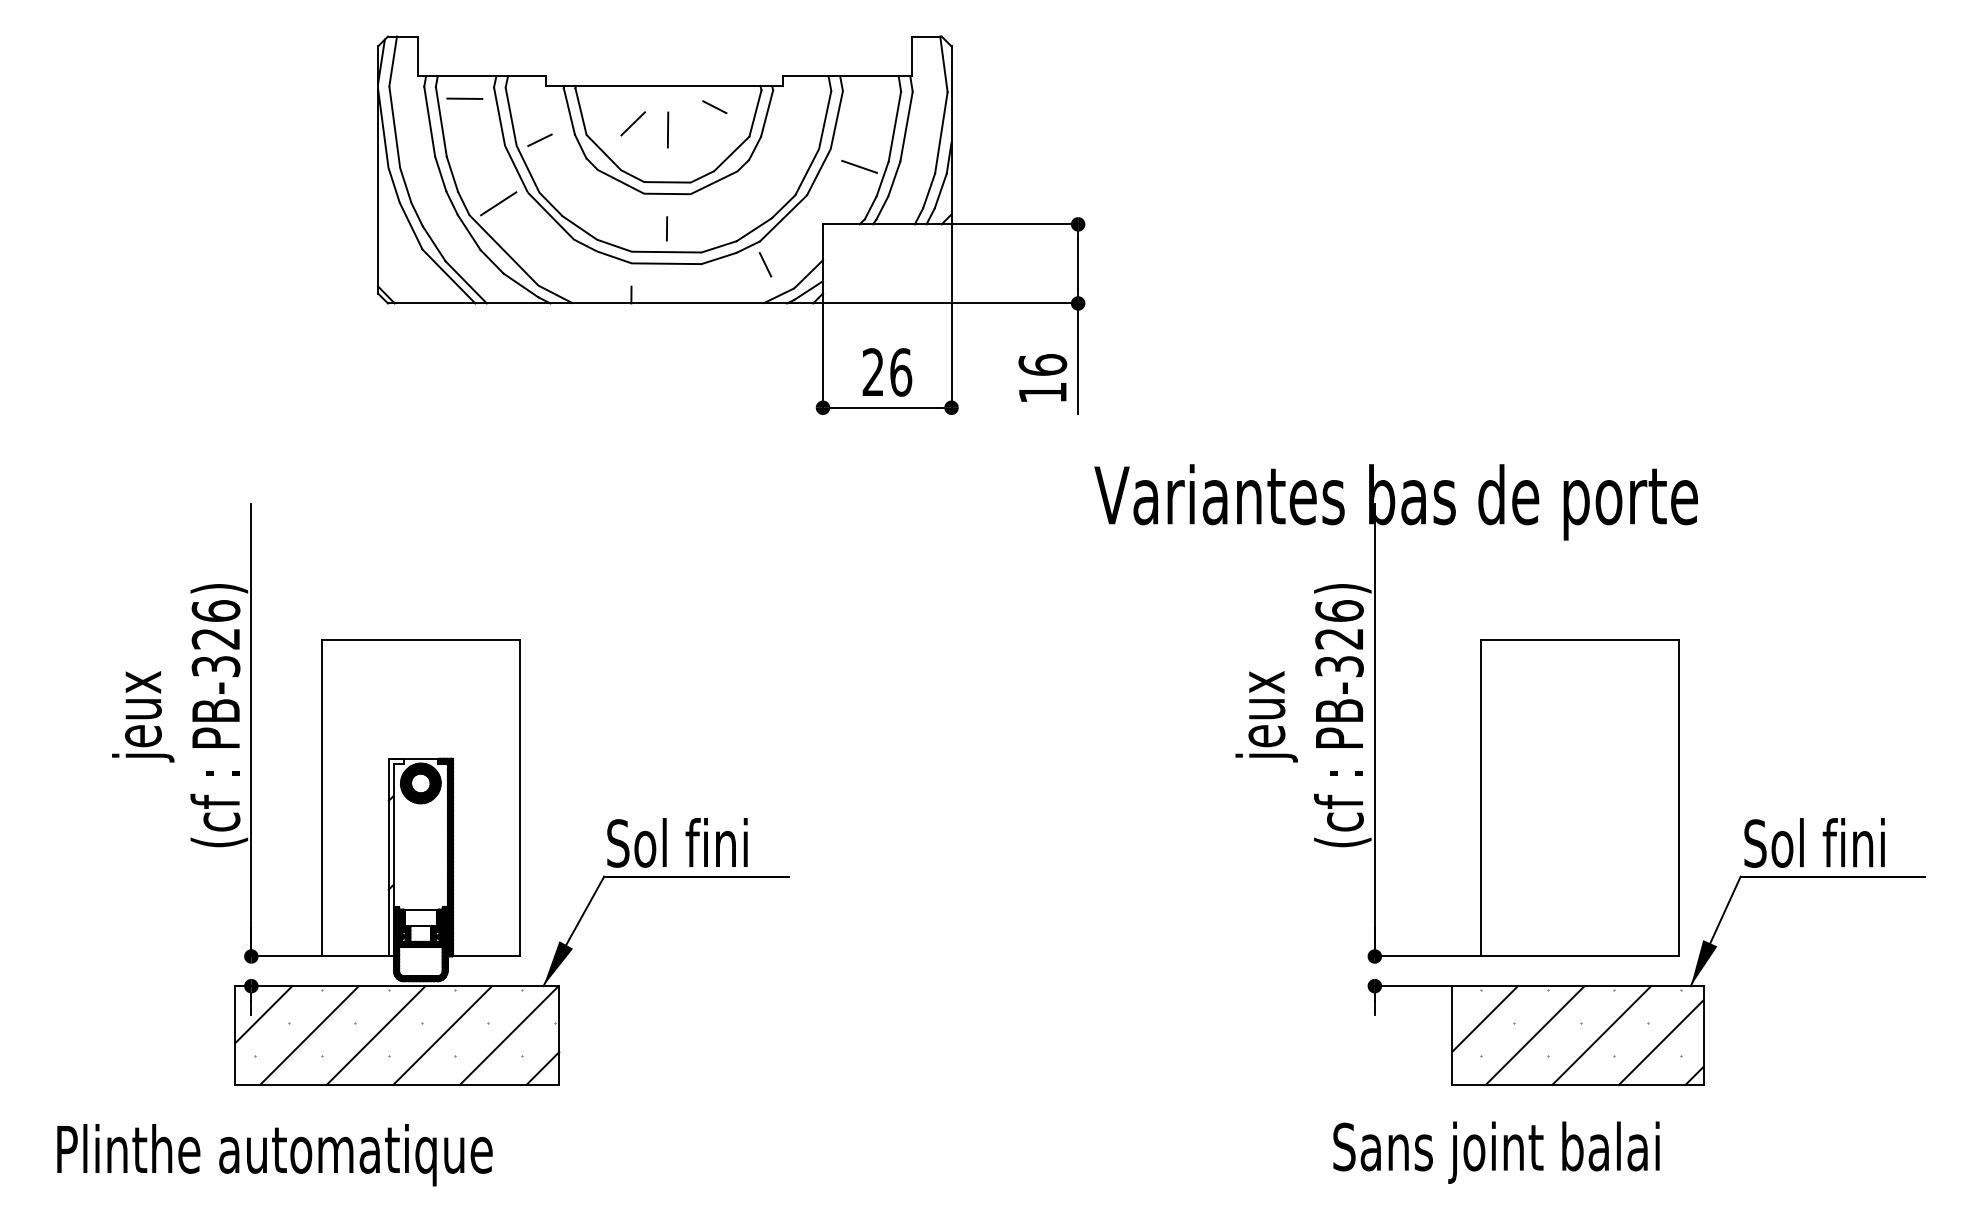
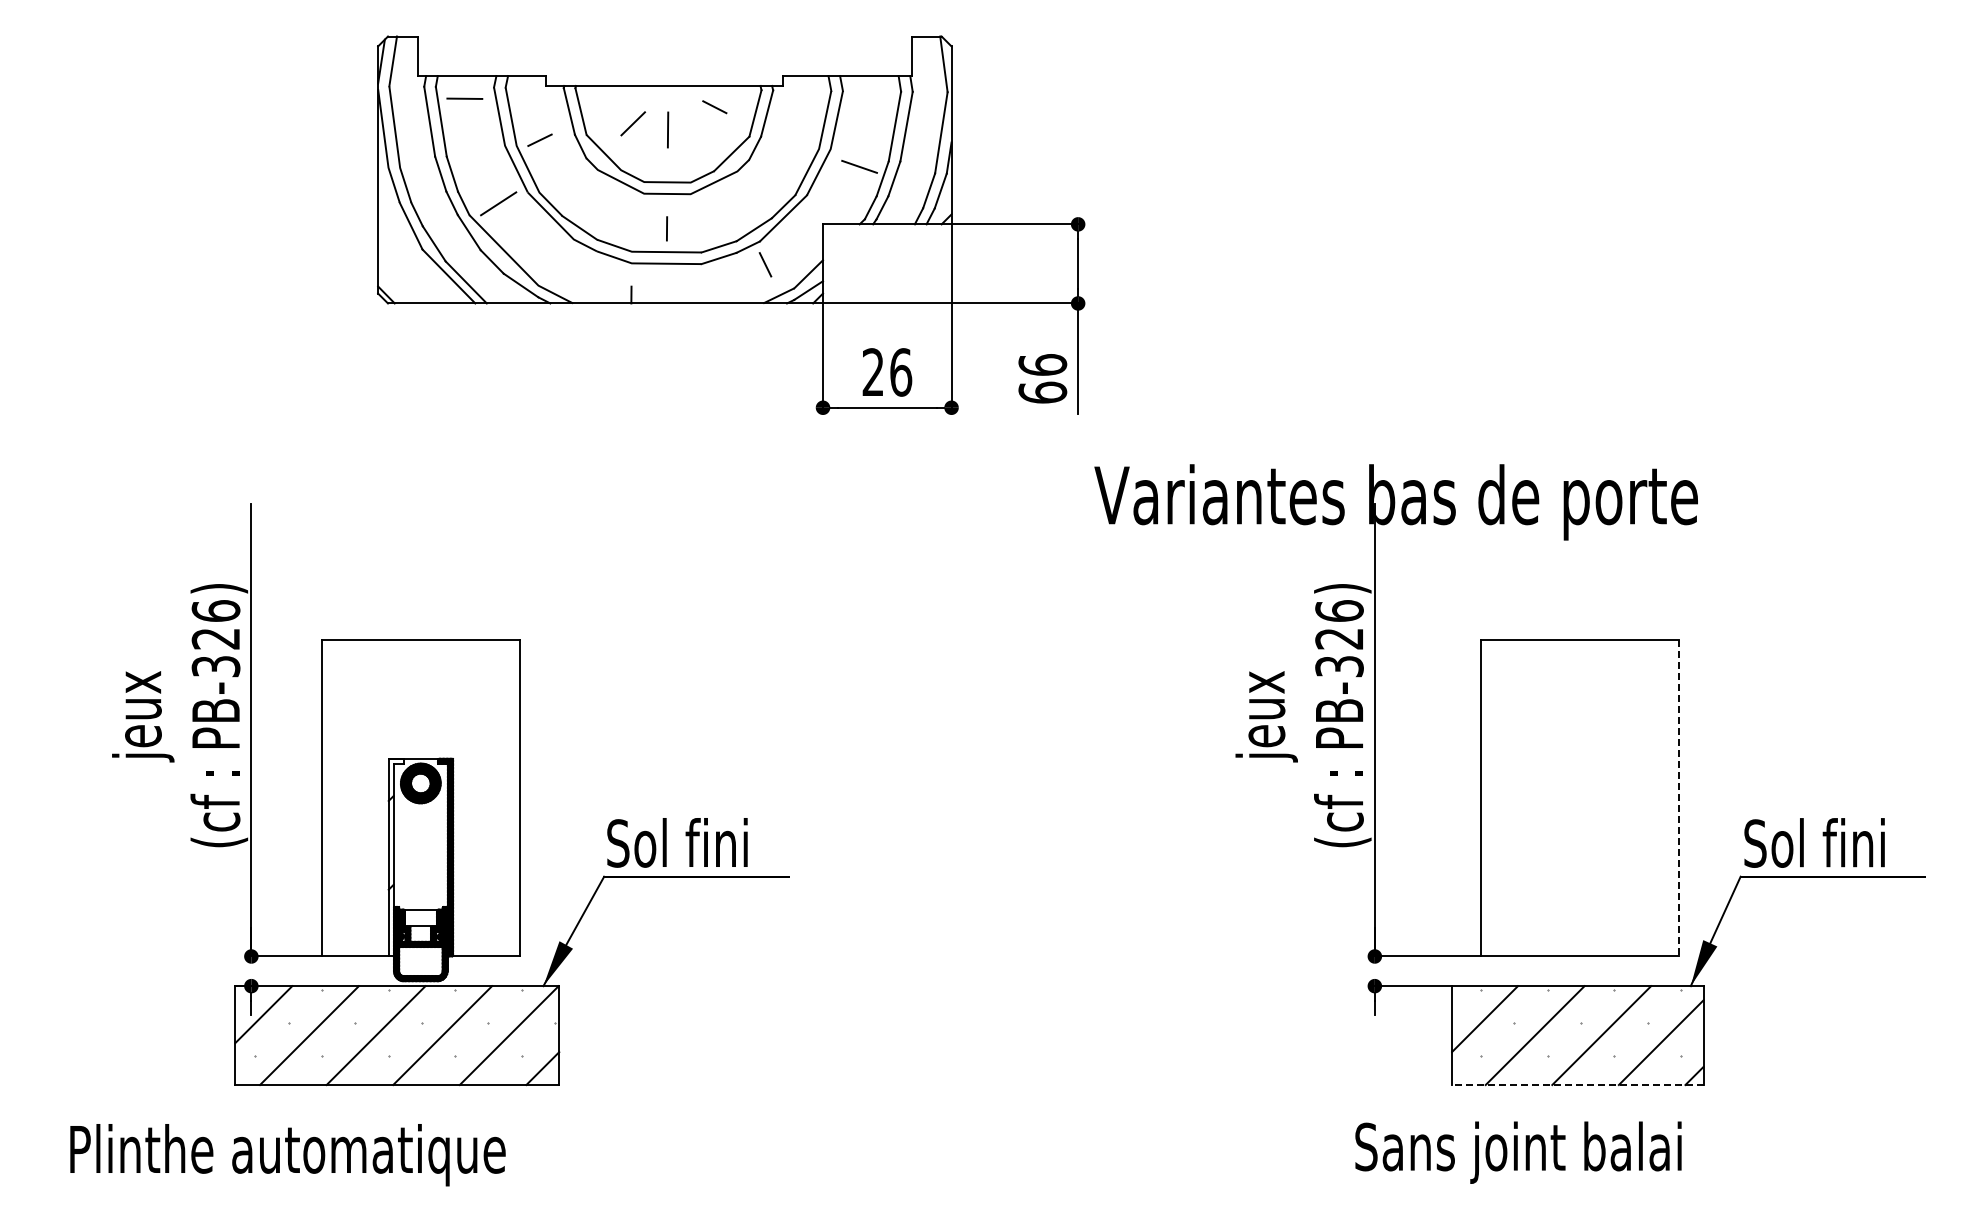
text: 16 -> 66 (1042, 392)
line: solid -> dashed (1678, 798)
line: solid -> dashed (1577, 1085)
text position: (1496, 1152) -> (1518, 1152) (1518, 1152)
text position: (274, 1155) -> (287, 1155) (287, 1155)
